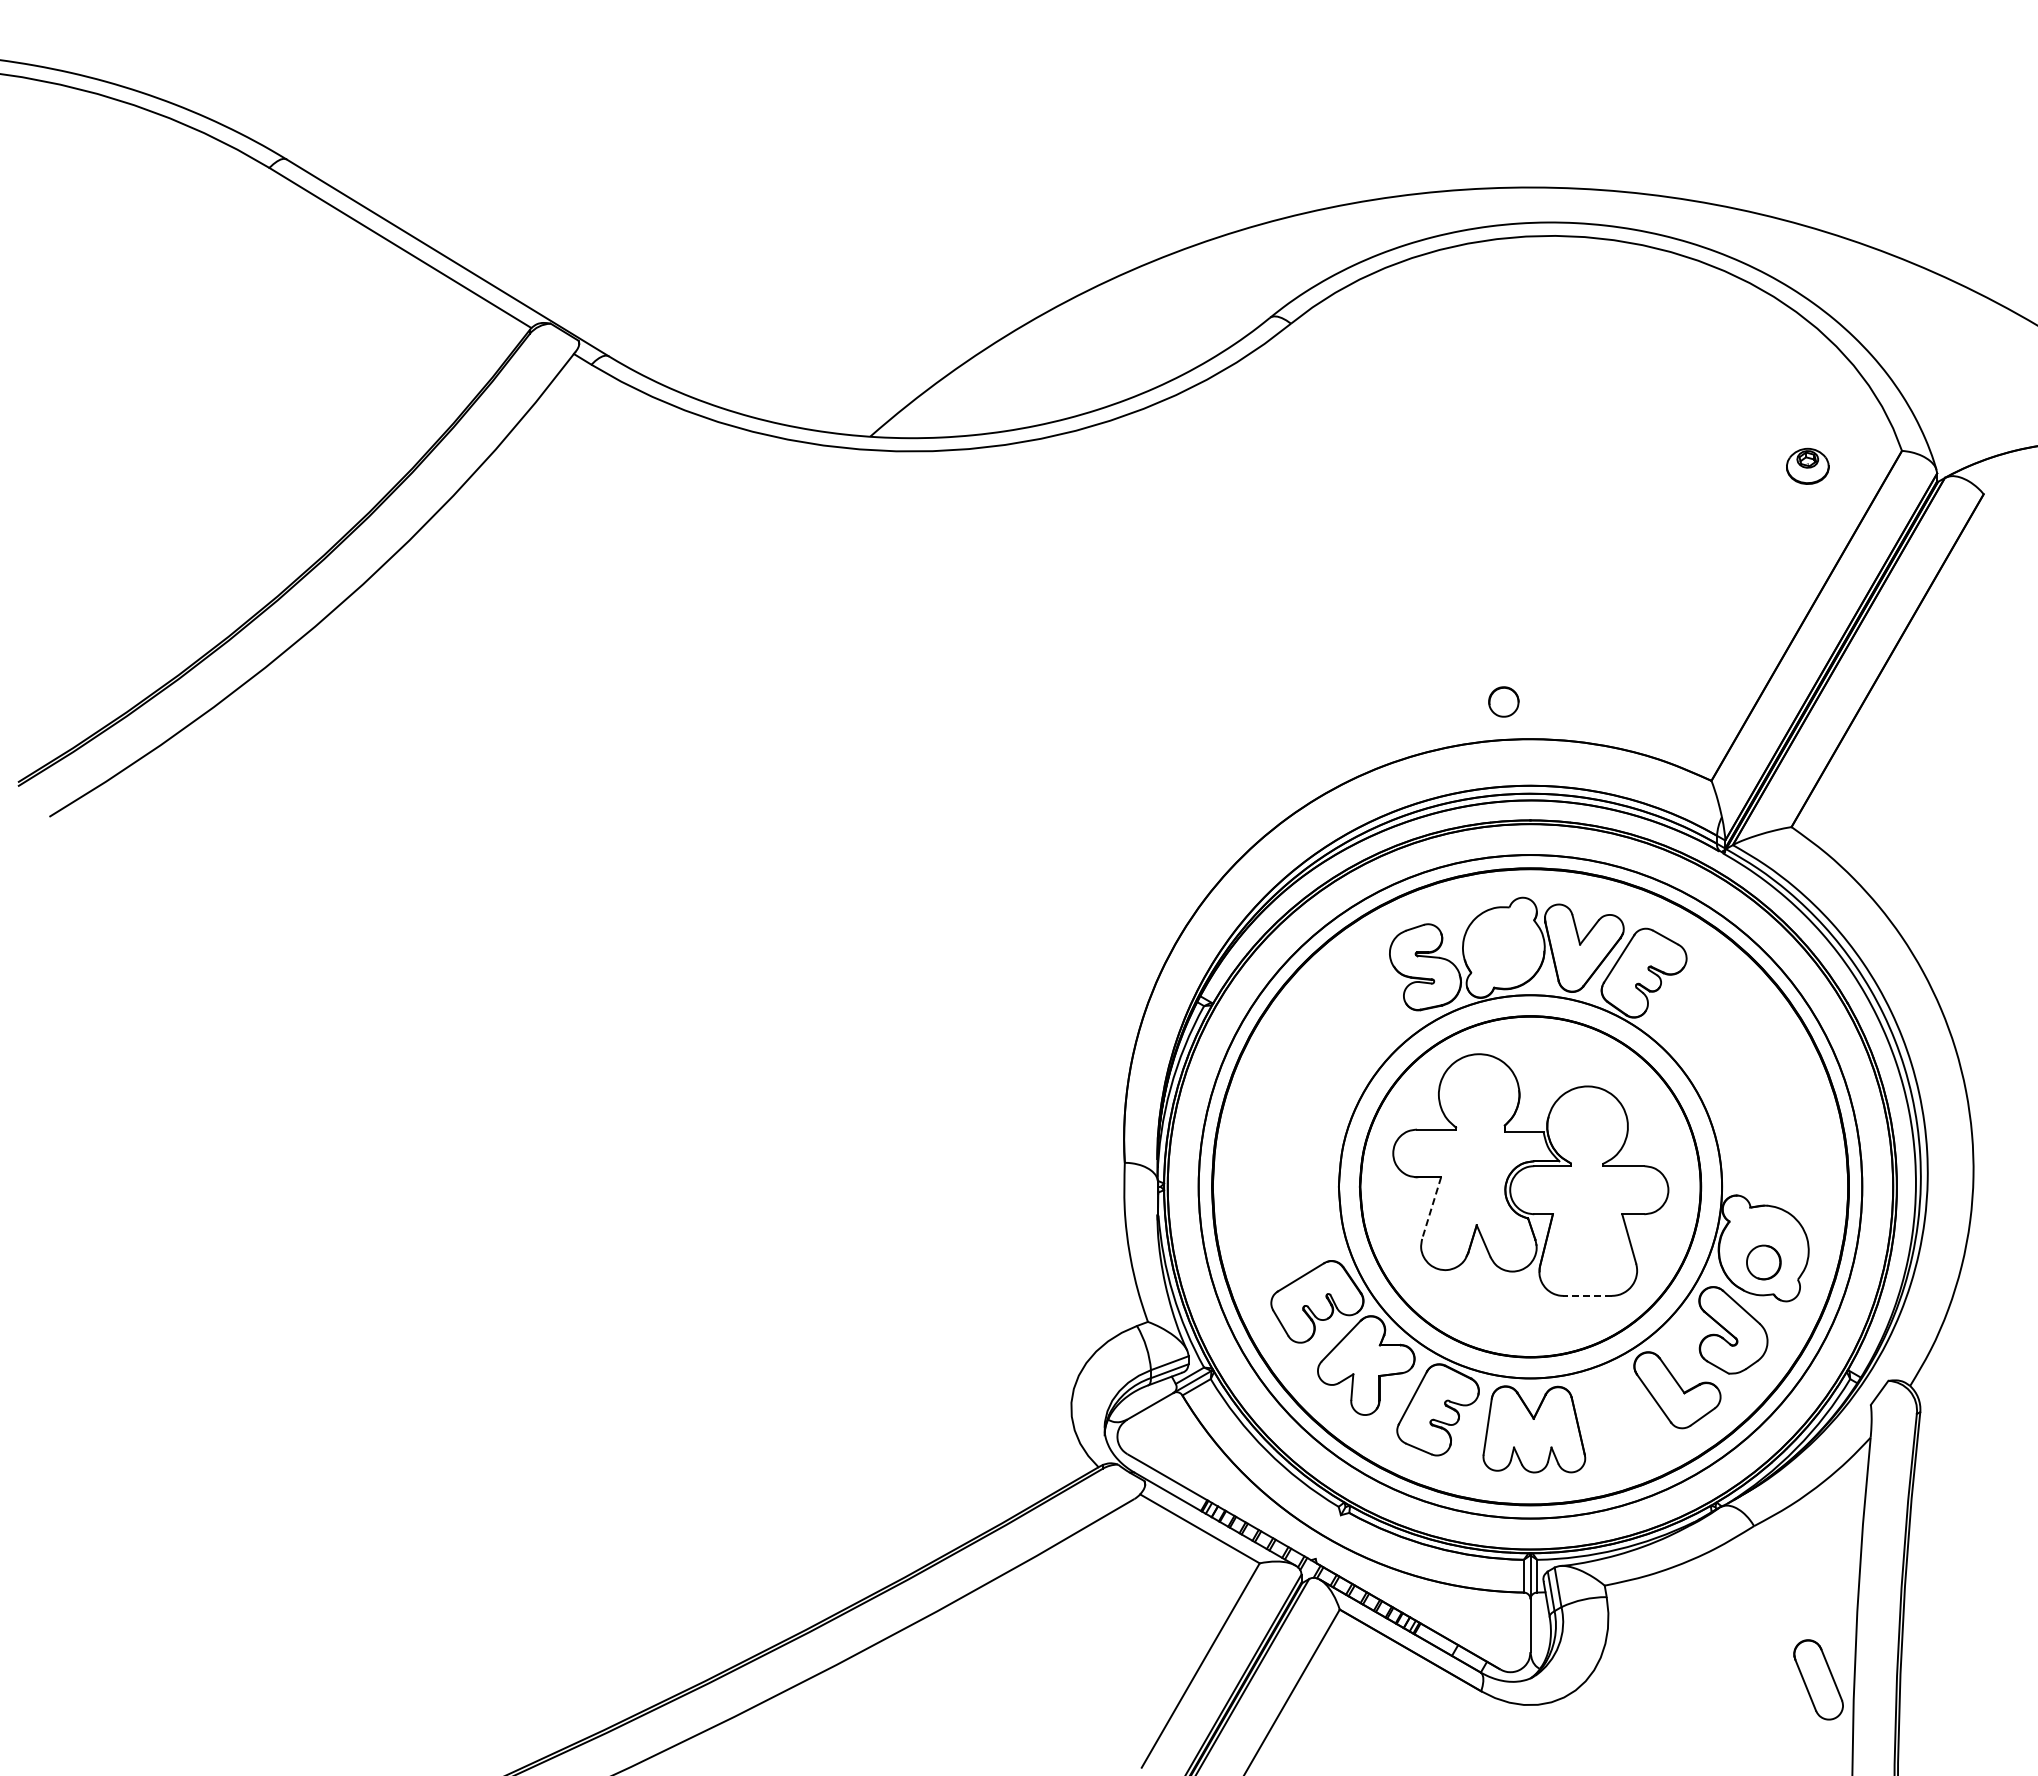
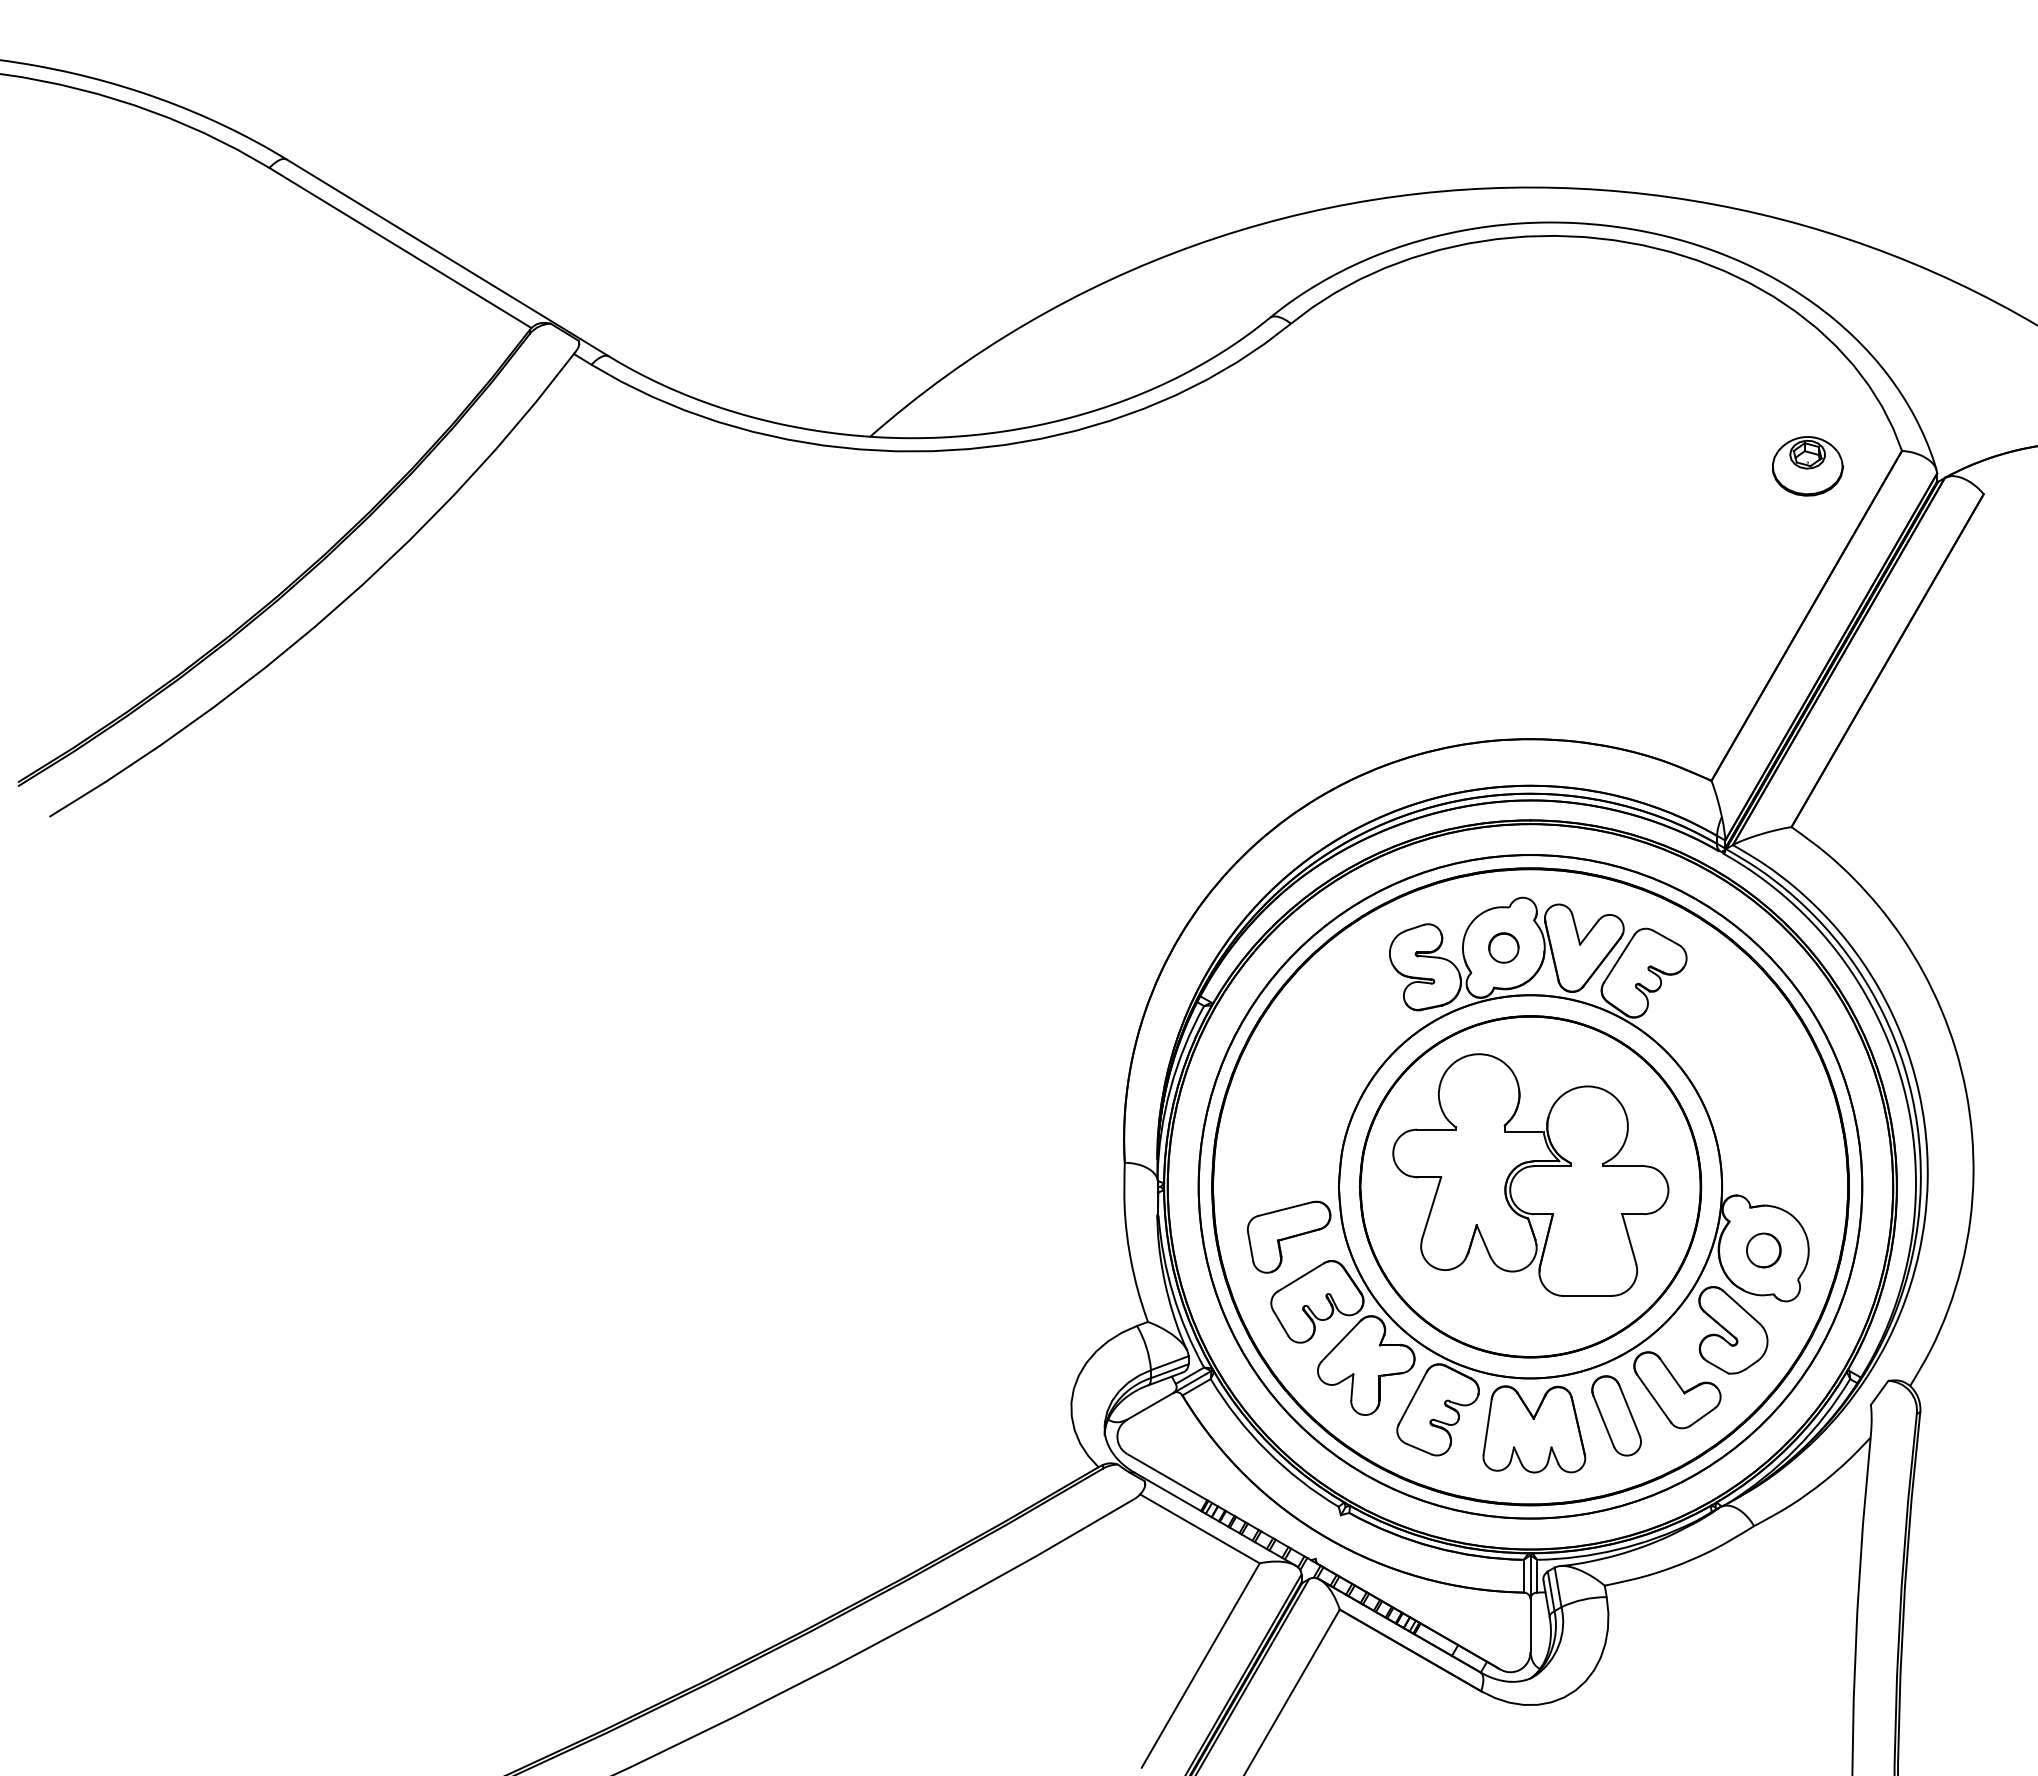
part size: 44x38 px -> 72x61 px (1807, 466)
part position: (1503, 701) -> (1503, 947) (1503, 947)
line: dashed -> solid (1431, 1208)
part: none -> present (1289, 1236)
part position: (1763, 1262) -> (1763, 1250) (1763, 1250)
line: dashed -> solid (1587, 1295)
part position: (1818, 1679) -> (1616, 1415) (1616, 1415)
